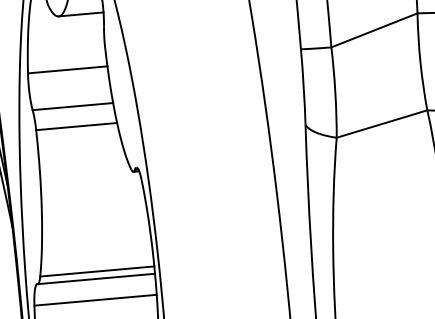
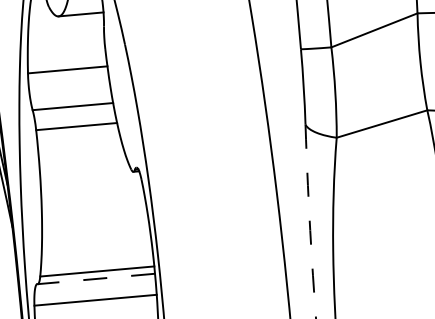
arc: solid -> dashed (309, 222)
line: solid -> dashed (96, 278)
